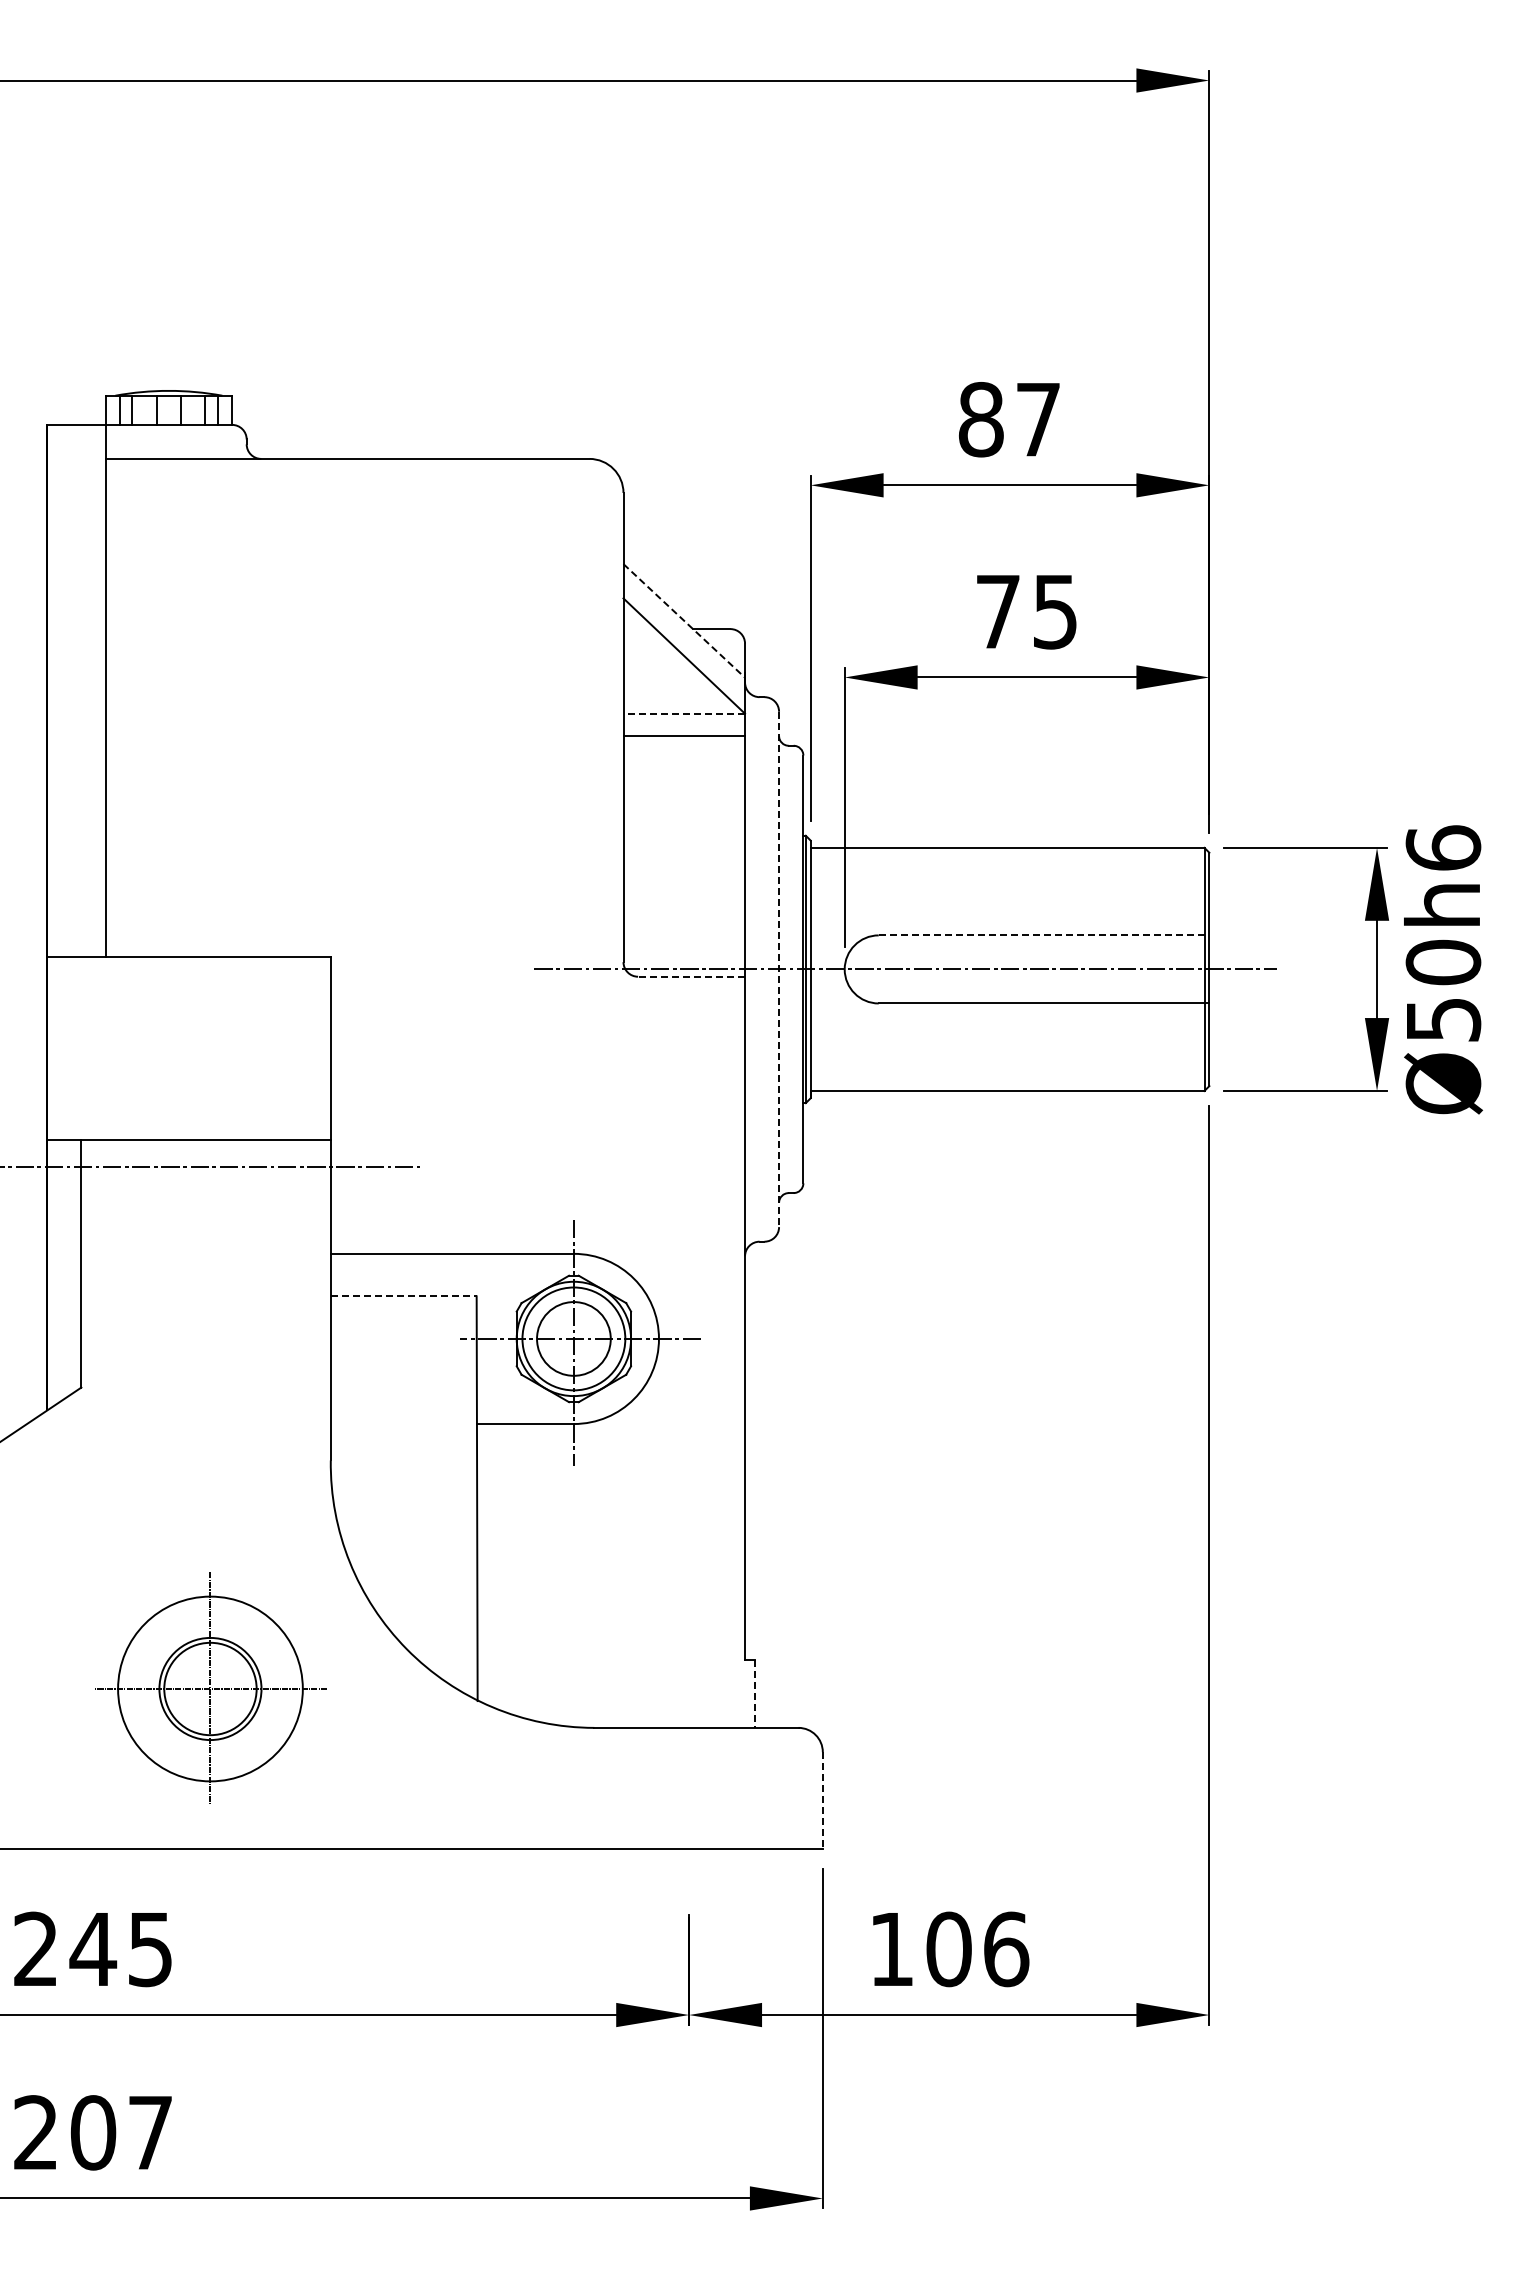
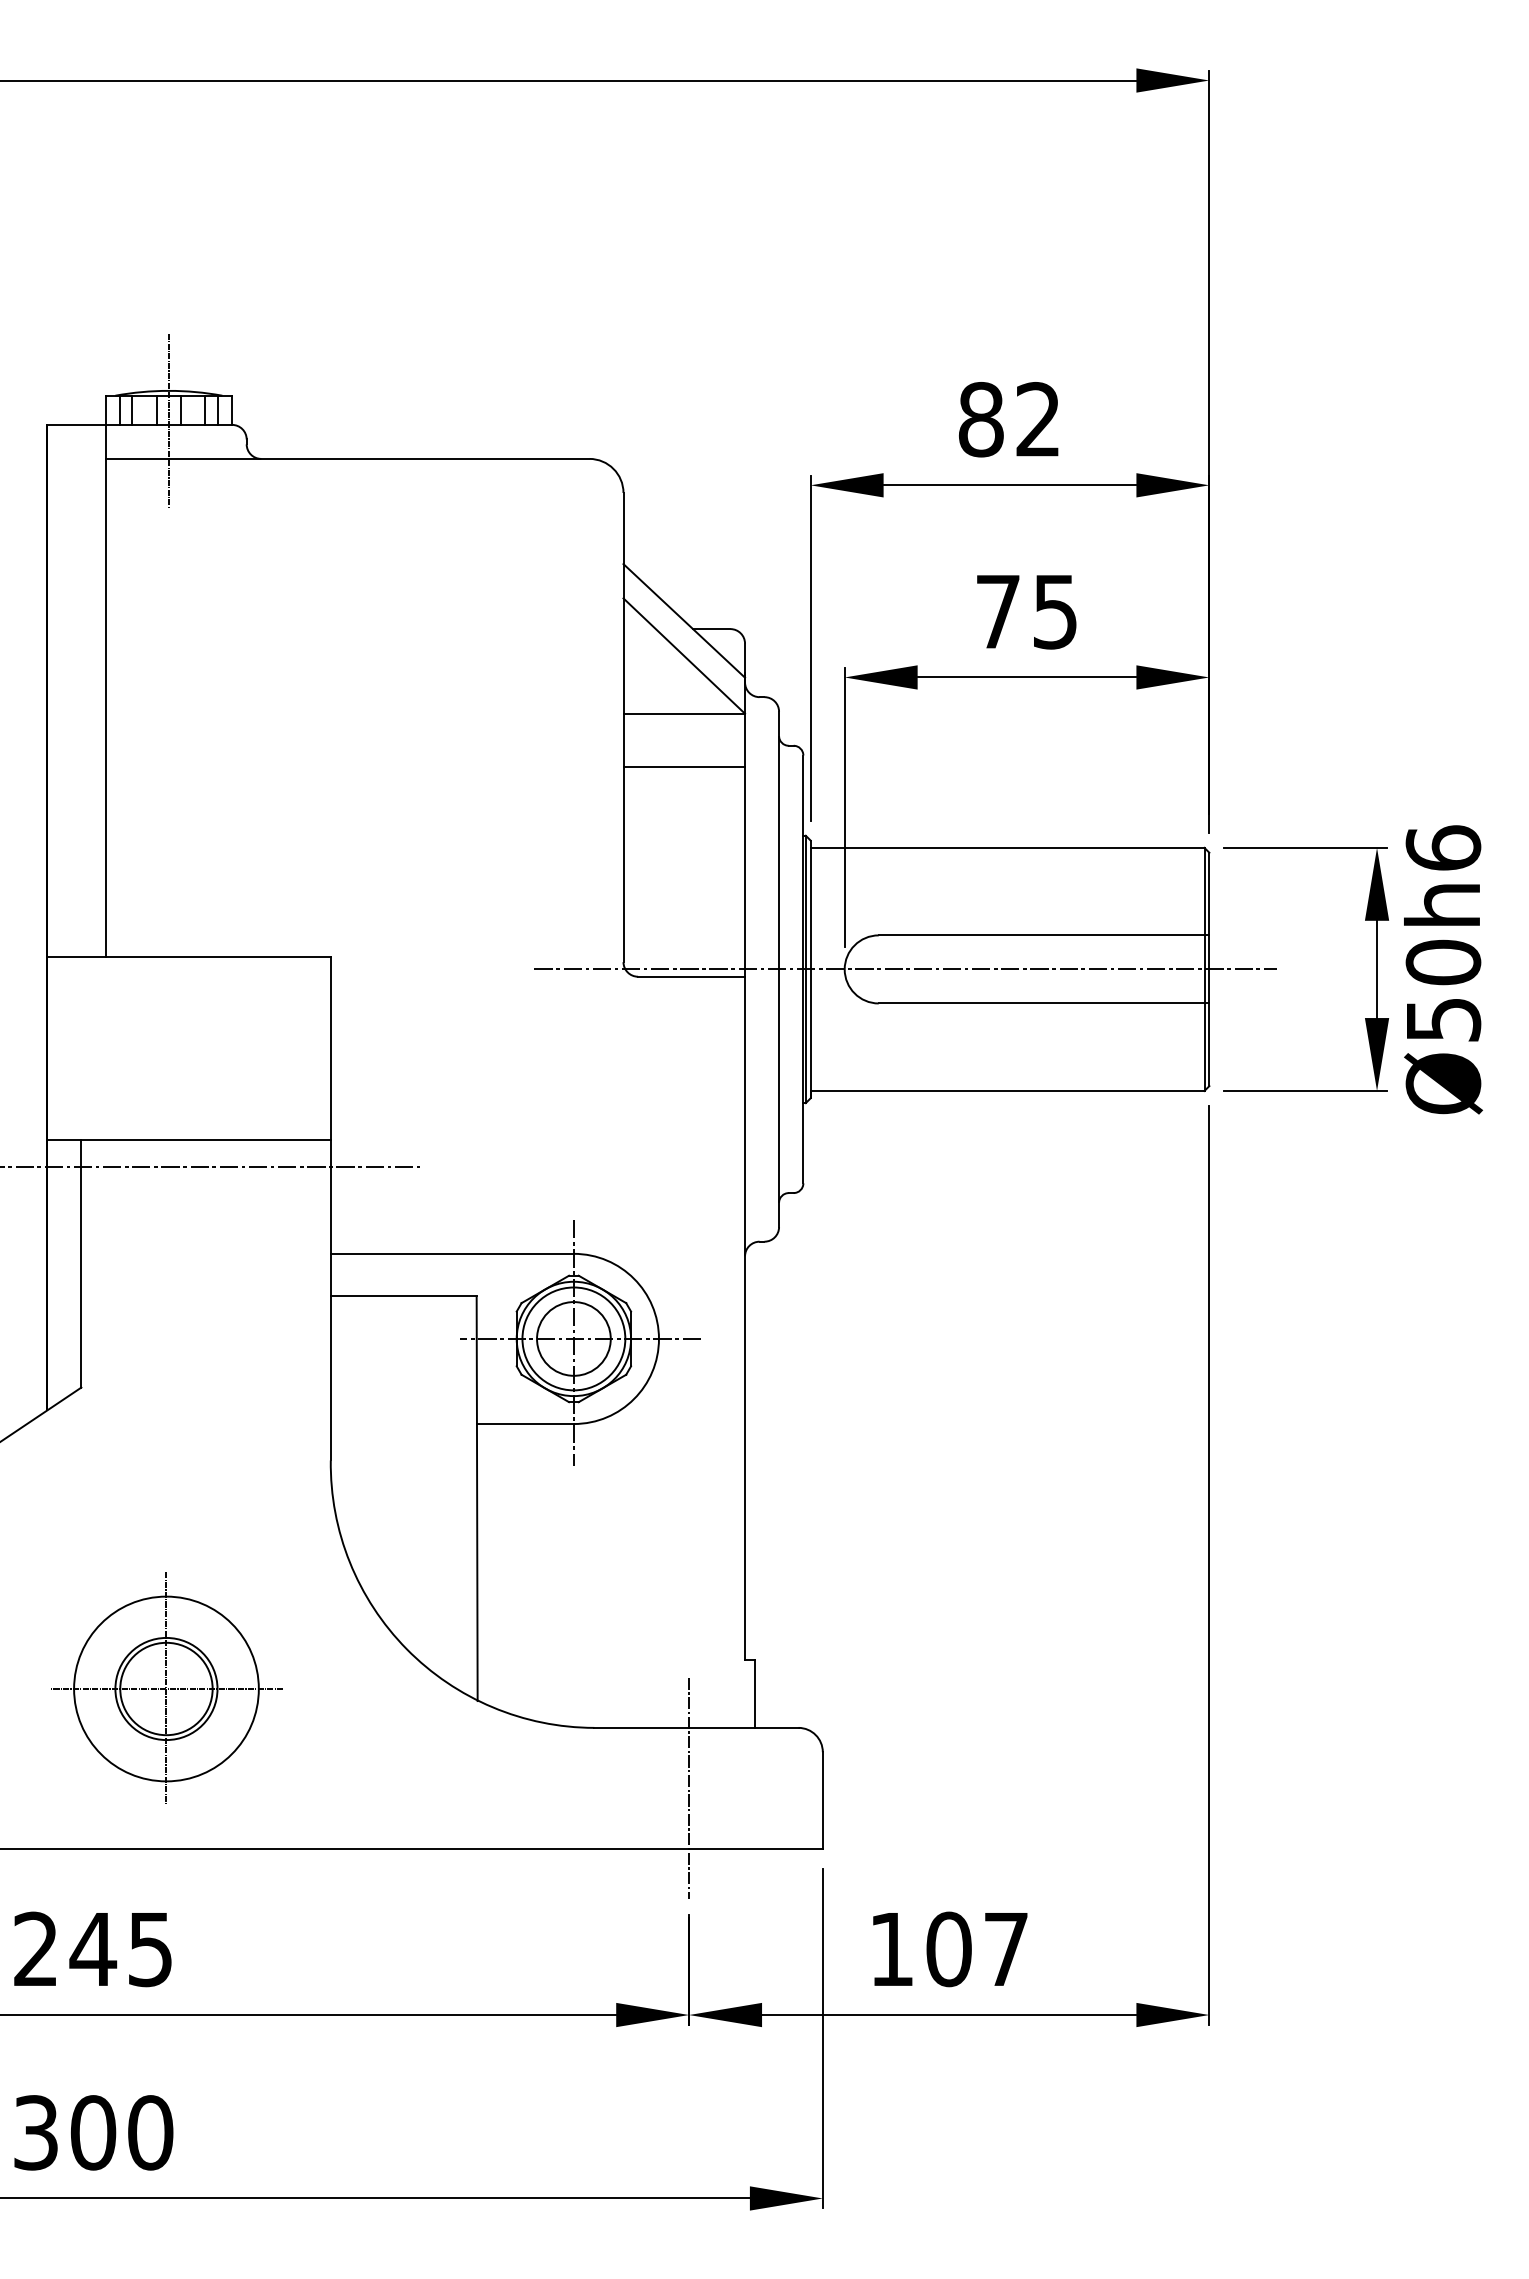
text: 87 -> 82 (1037, 419)
line: none -> present (168, 420)
line: dashed -> solid (684, 621)
line: dashed -> solid (684, 713)
line position: (684, 735) -> (684, 766) (684, 766)
line: dashed -> solid (1044, 935)
line: dashed -> solid (779, 969)
line: dashed -> solid (691, 976)
line: dashed -> solid (403, 1296)
part position: (210, 1687) -> (166, 1687) (166, 1687)
line: dashed -> solid (754, 1694)
line: none -> present (689, 1787)
line: dashed -> solid (822, 1800)
text: 106 -> 107 (1006, 1949)
text: 207 -> 300 (93, 2132)
